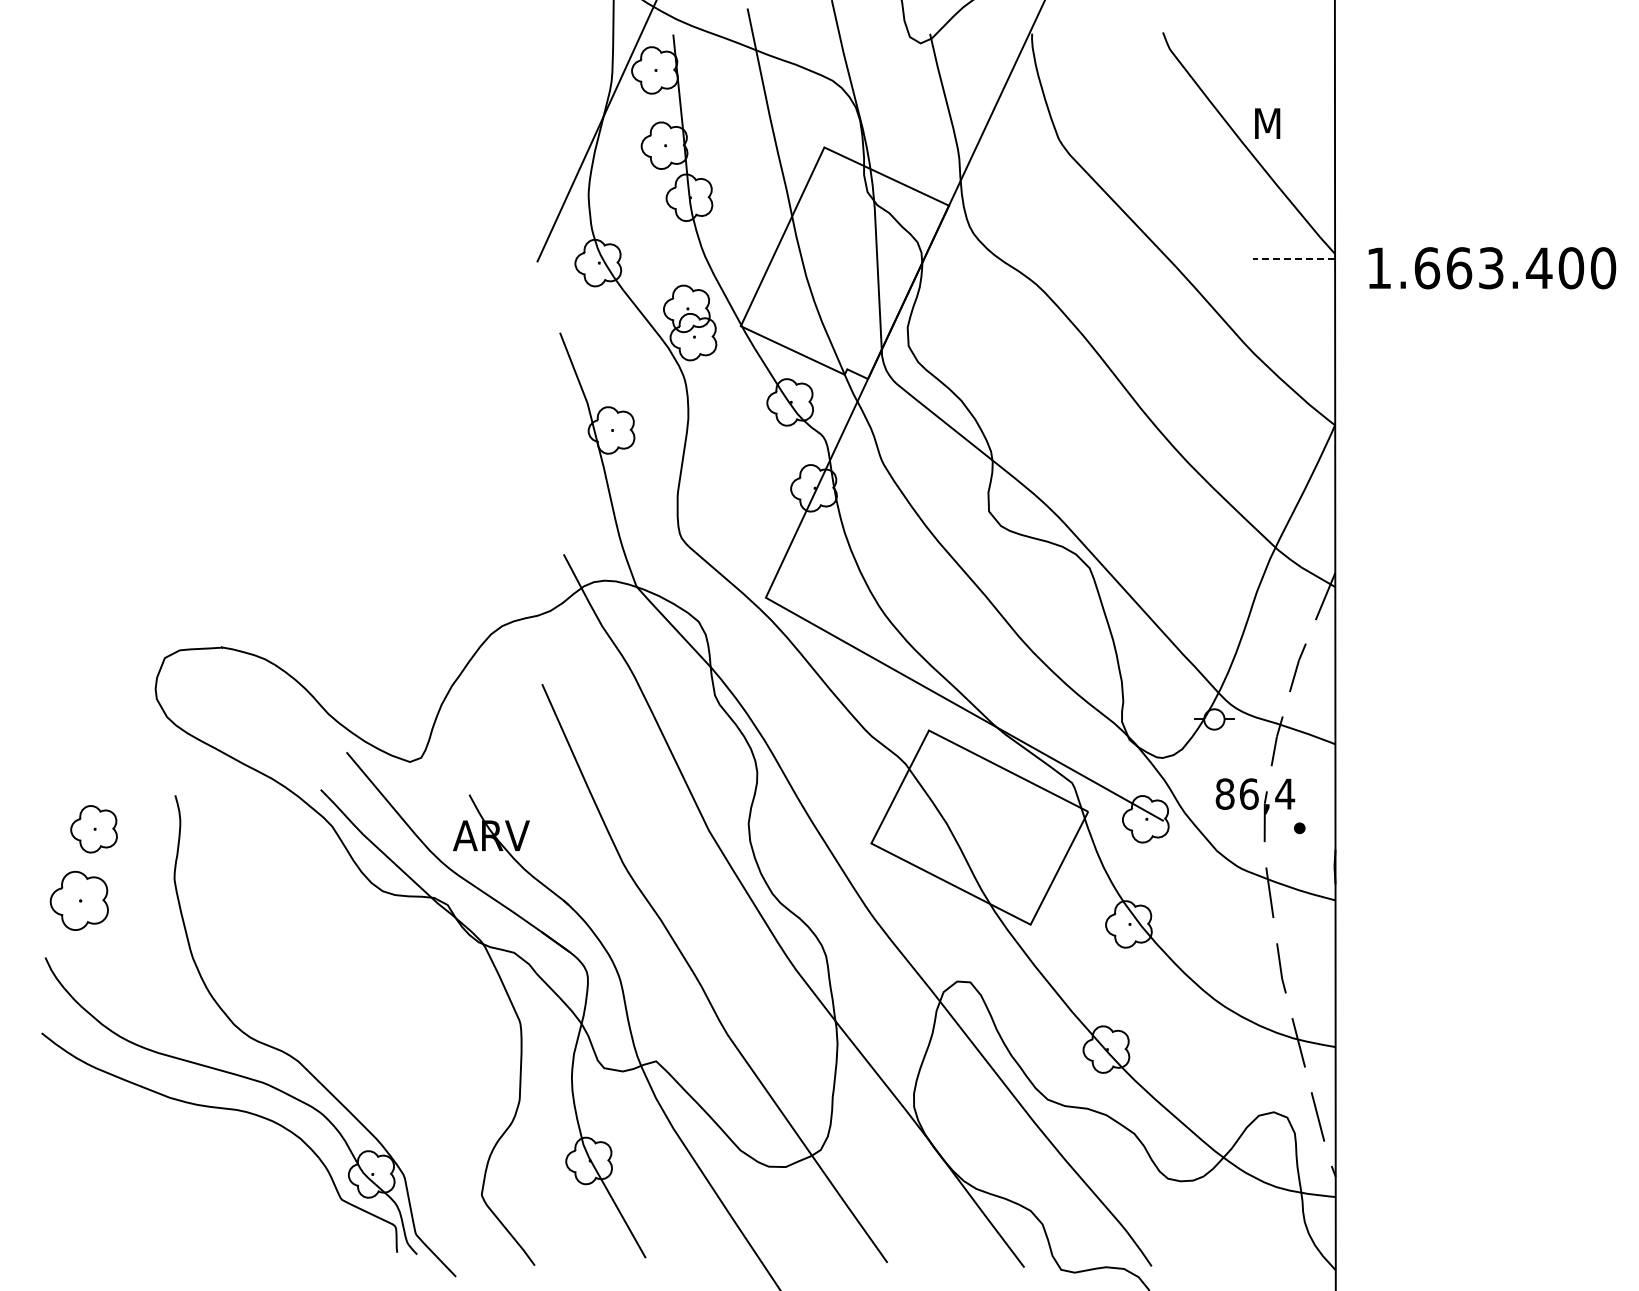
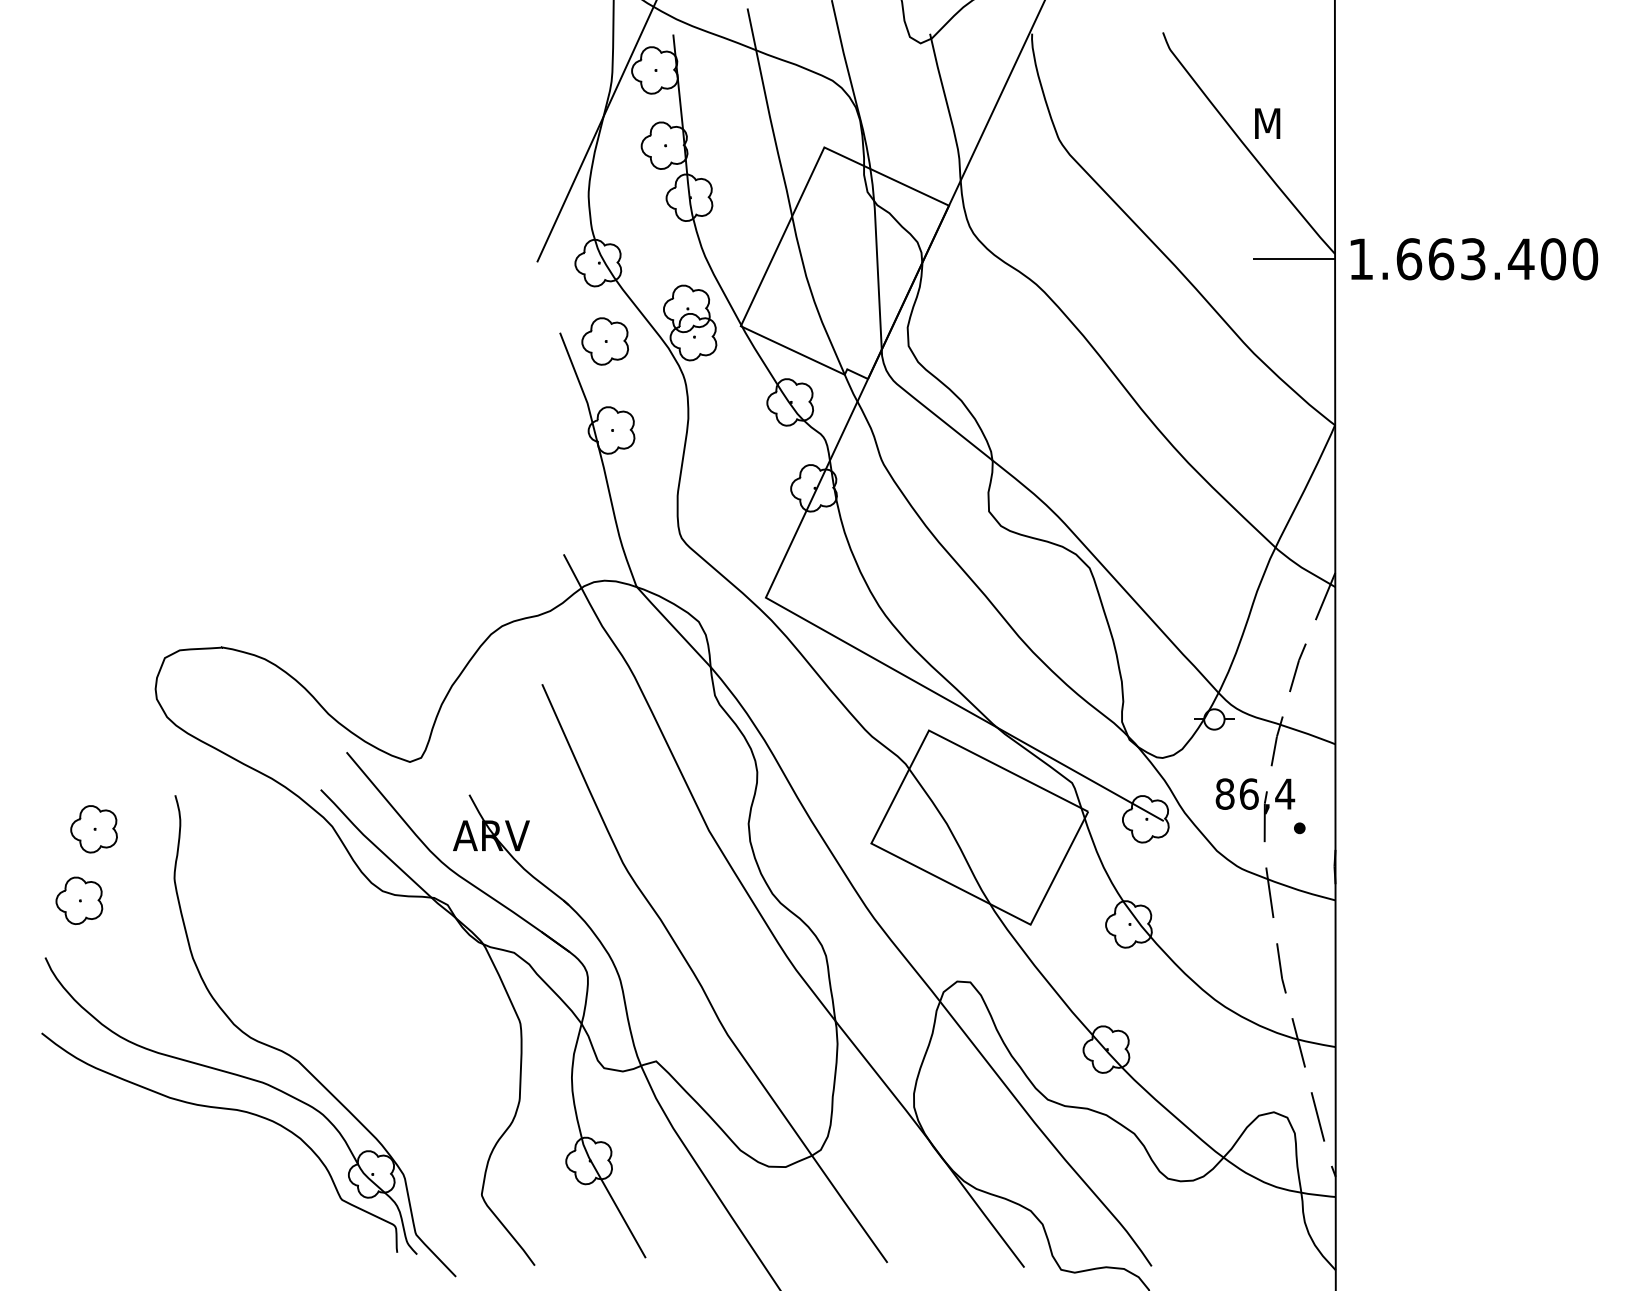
line: dashed -> solid (1294, 259)
text position: (1492, 268) -> (1474, 259) (1474, 259)
part: none -> present (604, 341)
part size: 60x61 px -> 49x49 px (79, 900)
